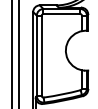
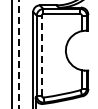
line: solid -> dashed (18, 54)
line: solid -> dashed (41, 55)
